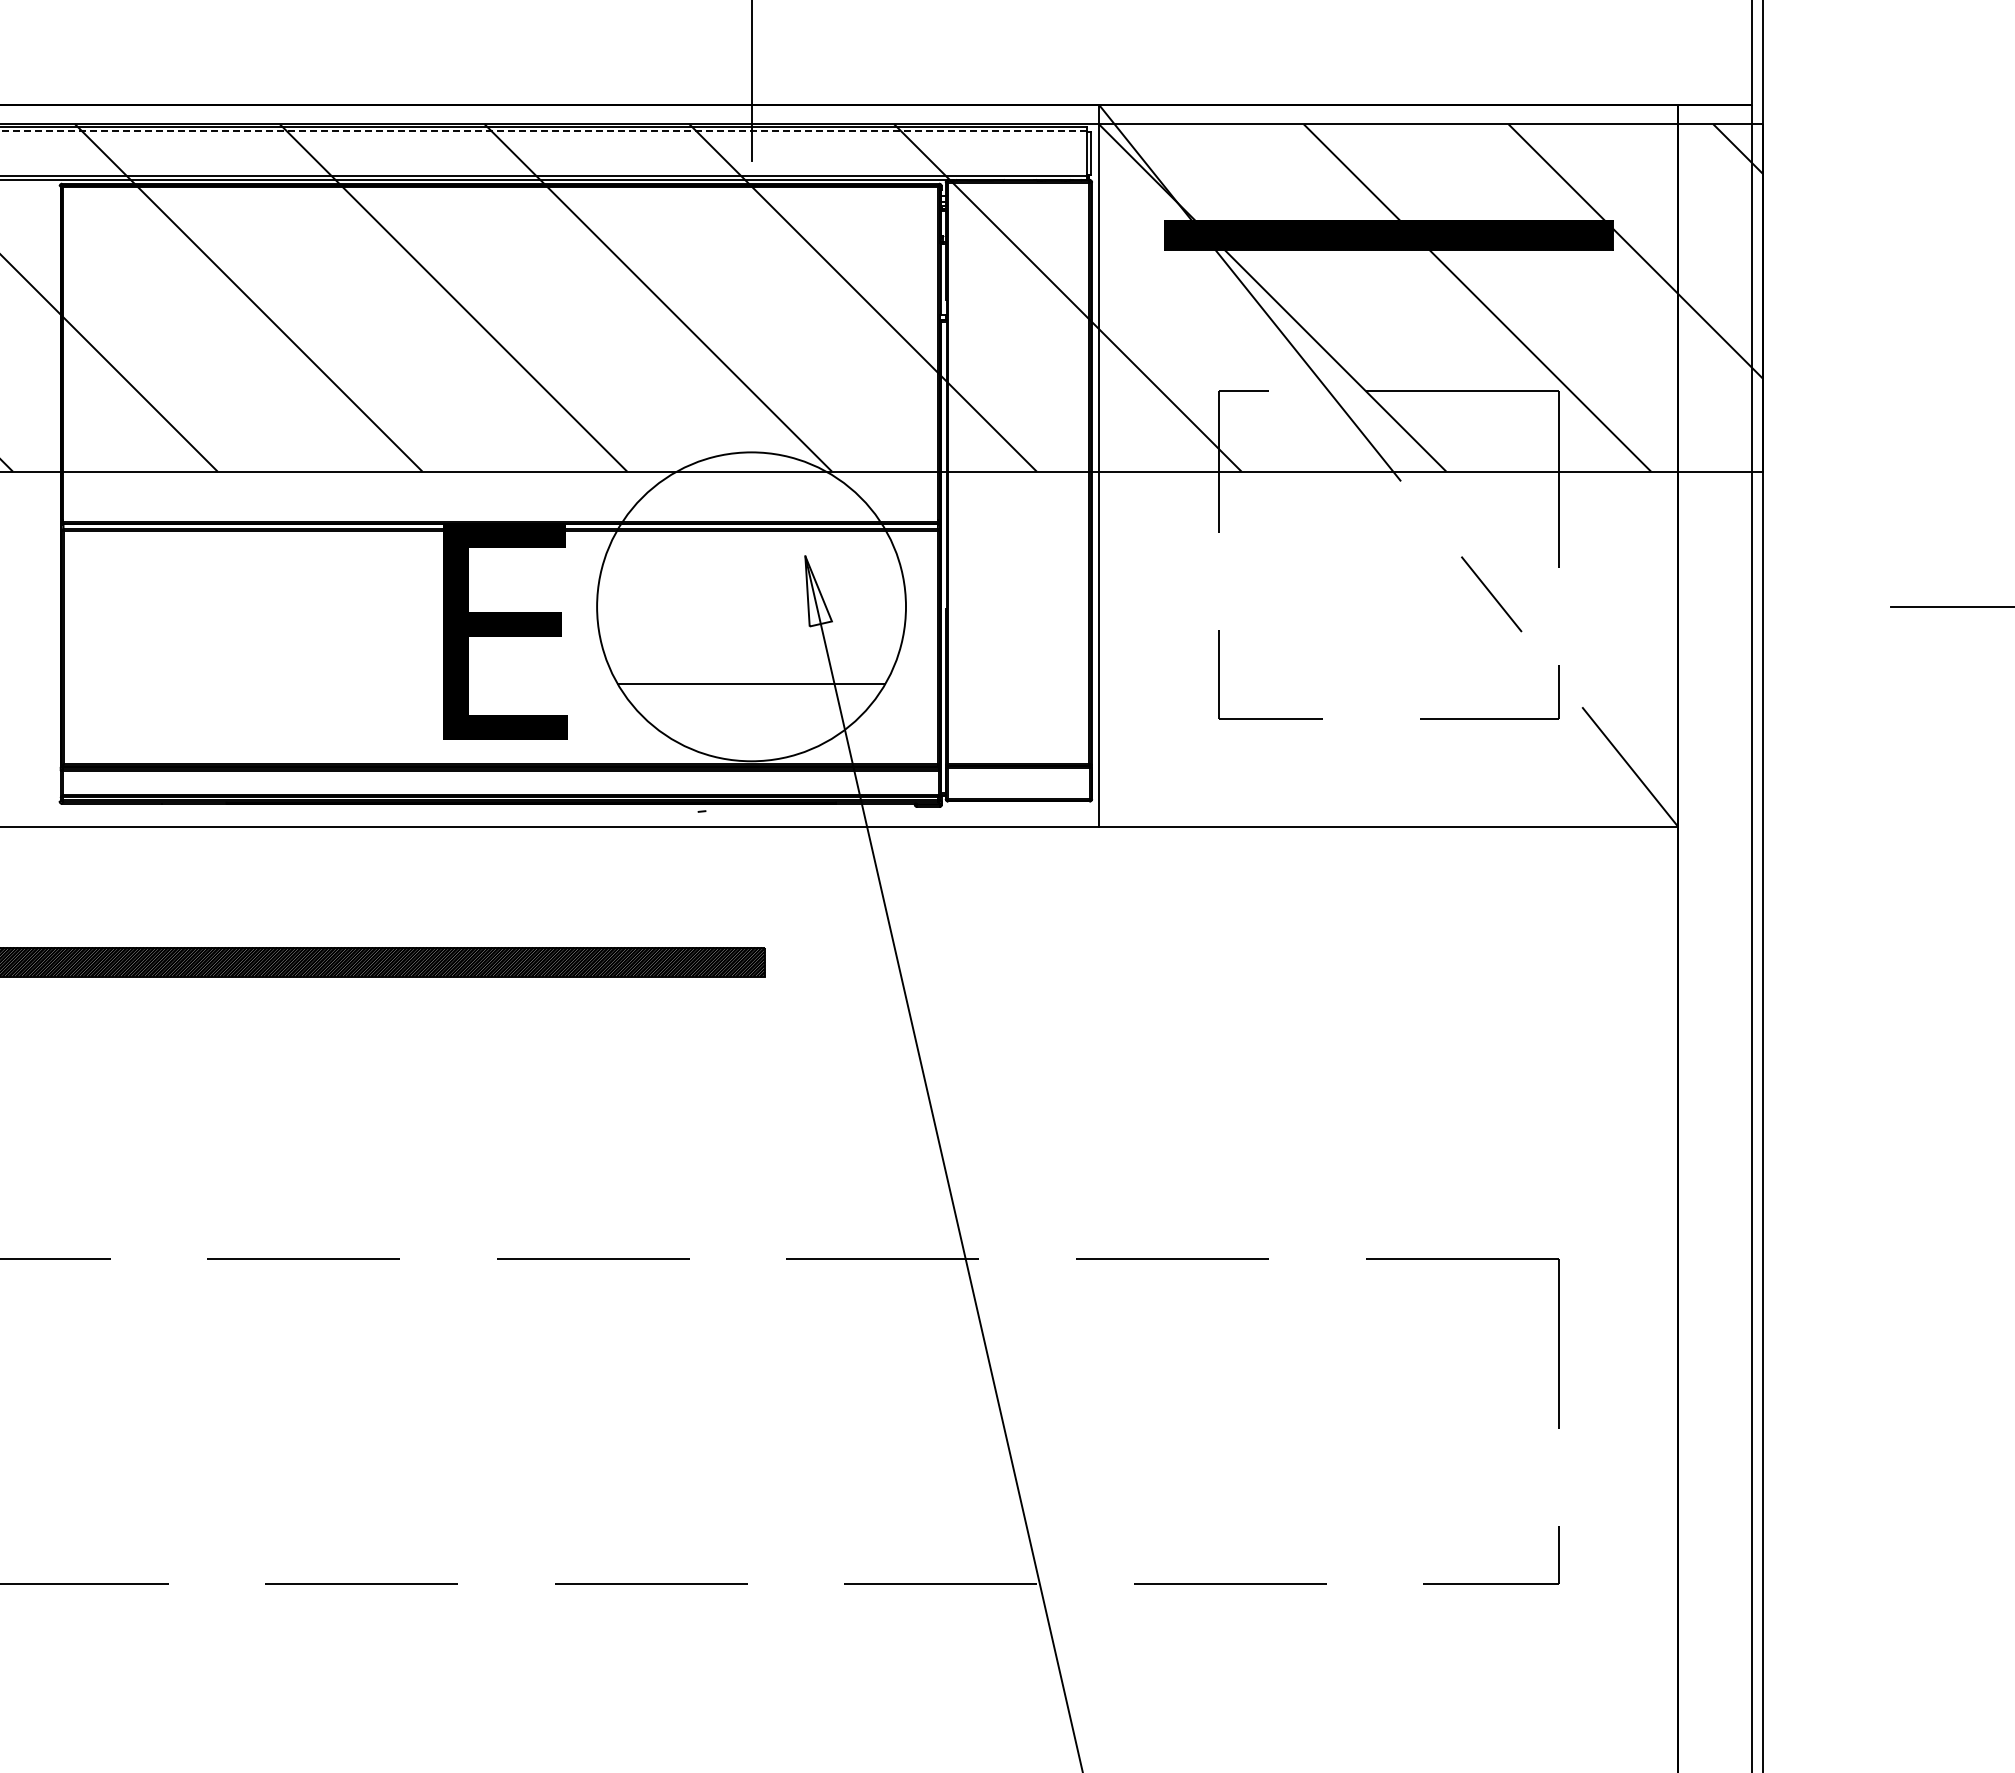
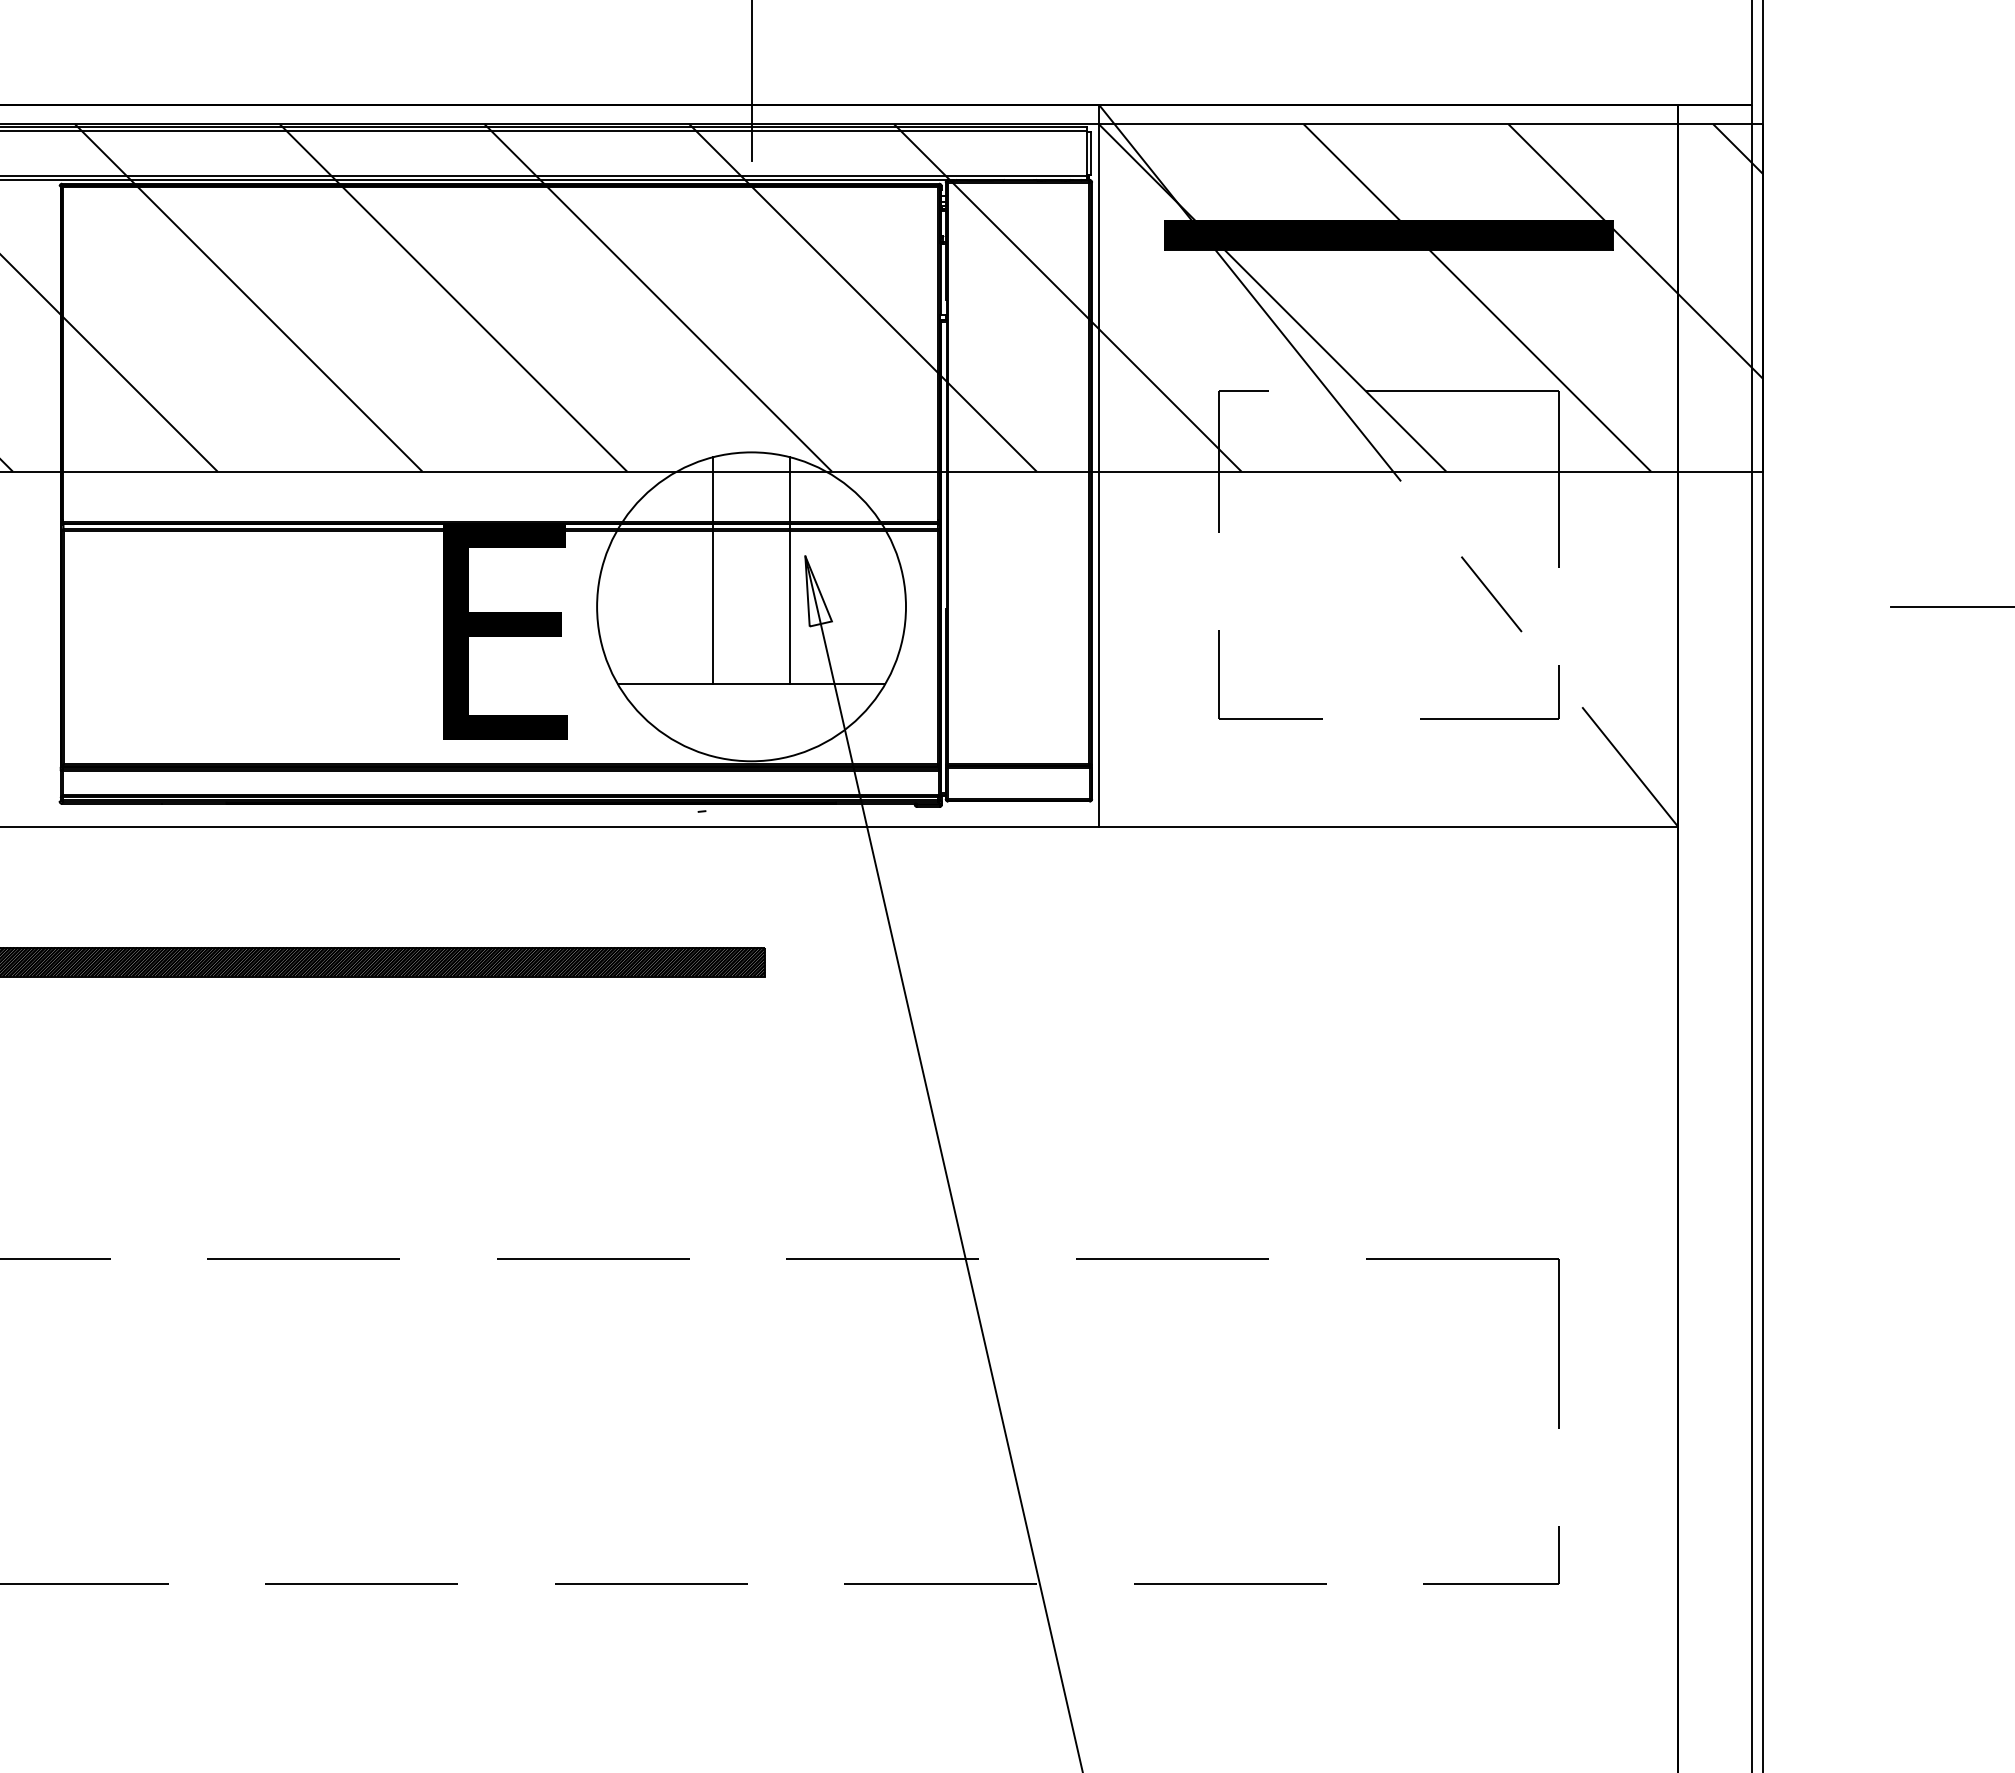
line: dashed -> solid (542, 131)
line: none -> present (712, 570)
line: none -> present (790, 570)
